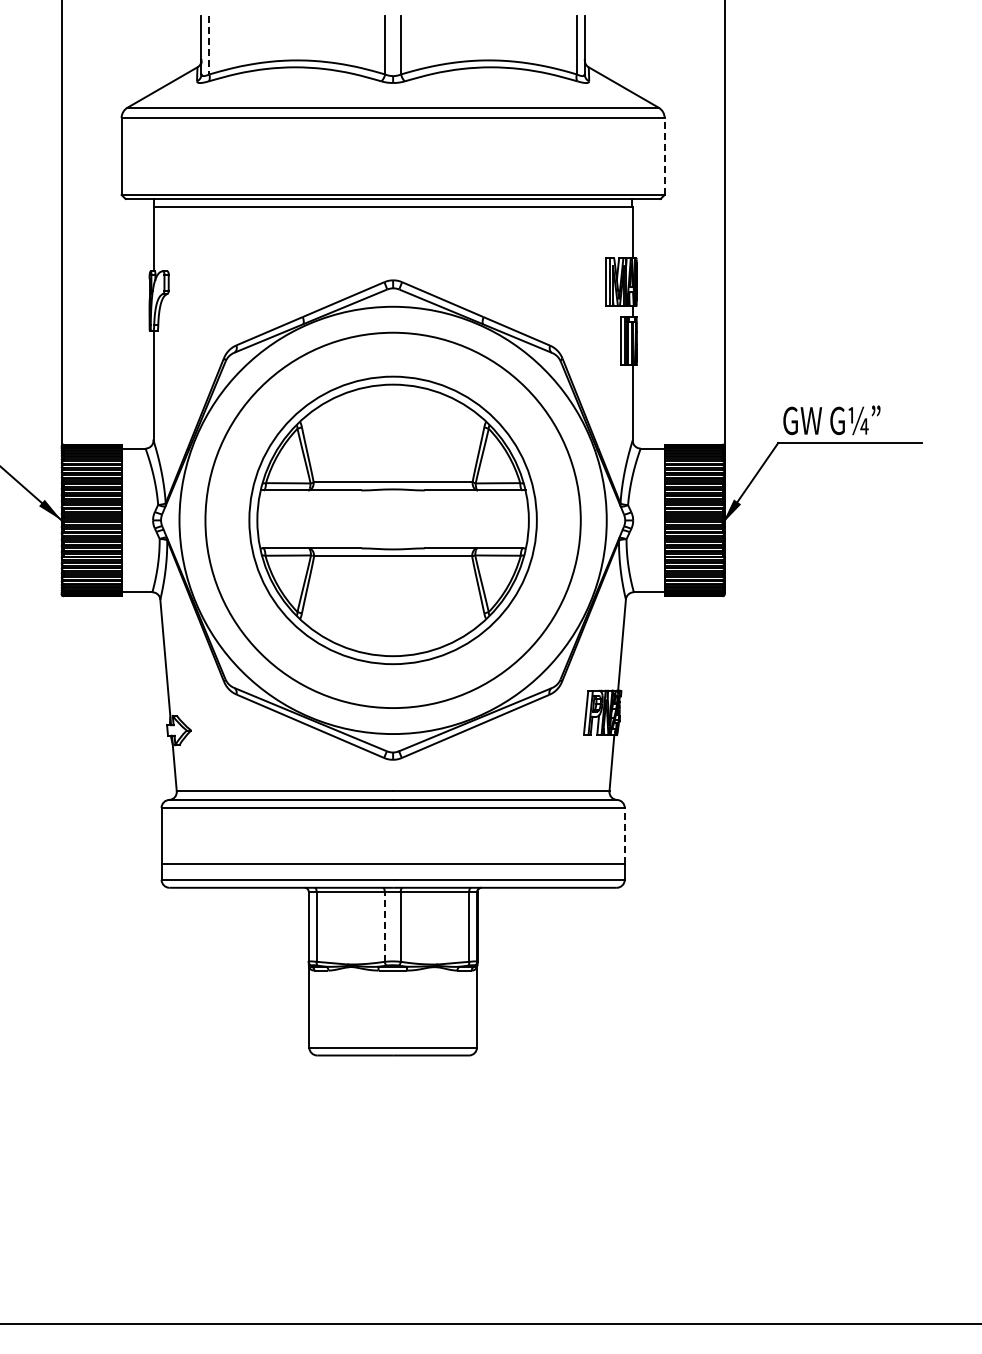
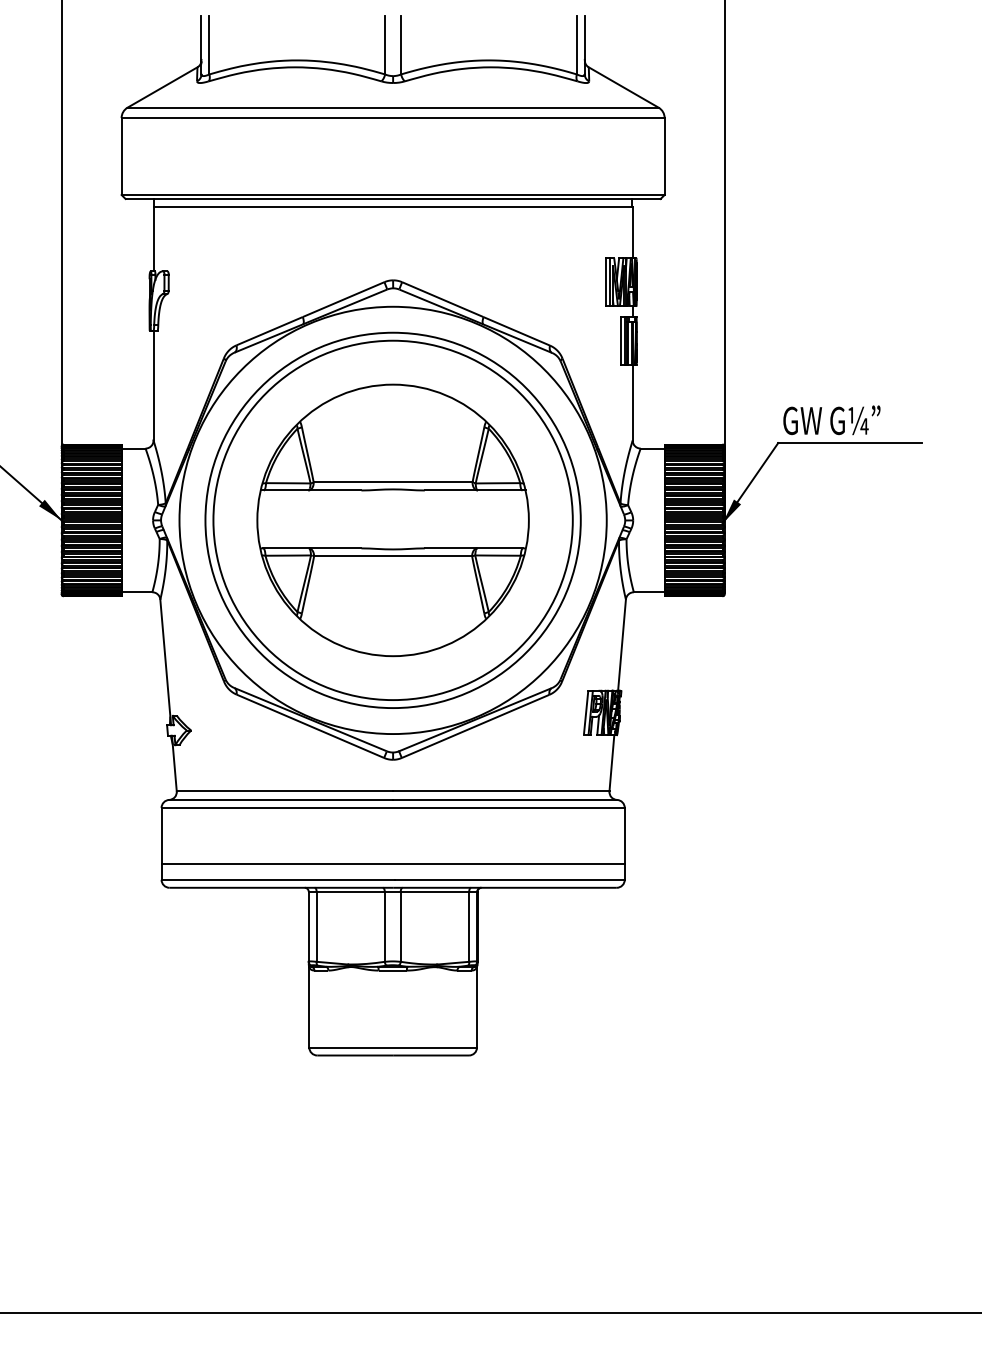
line: dashed -> solid (209, 45)
line: dashed -> solid (664, 156)
circle diameter: 287 px -> 359 px (392, 520)
line: dashed -> solid (624, 835)
line: dashed -> solid (384, 926)
line position: (490, 1324) -> (490, 1313) (490, 1313)
